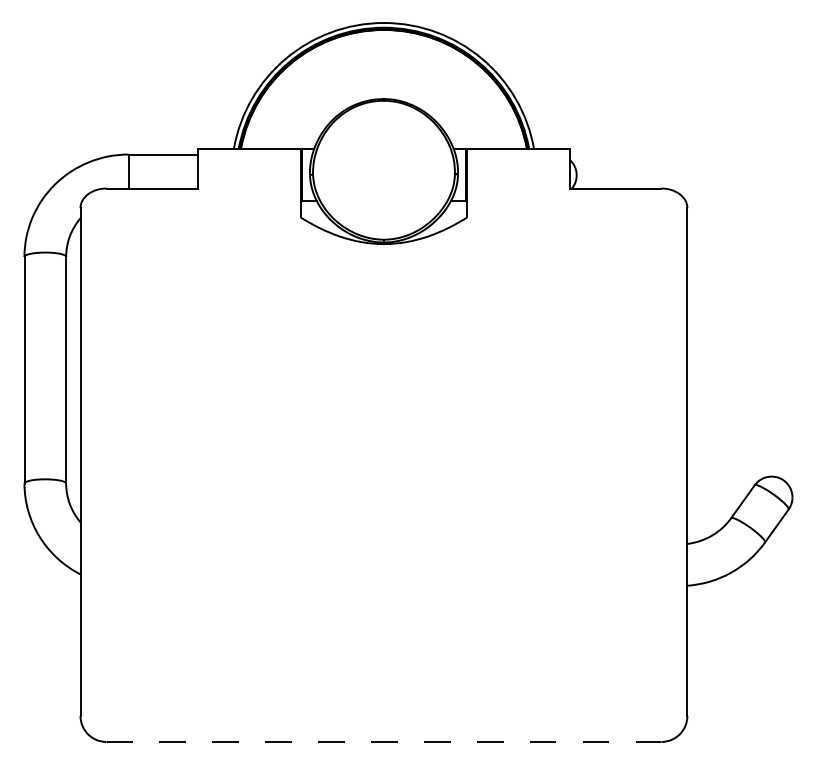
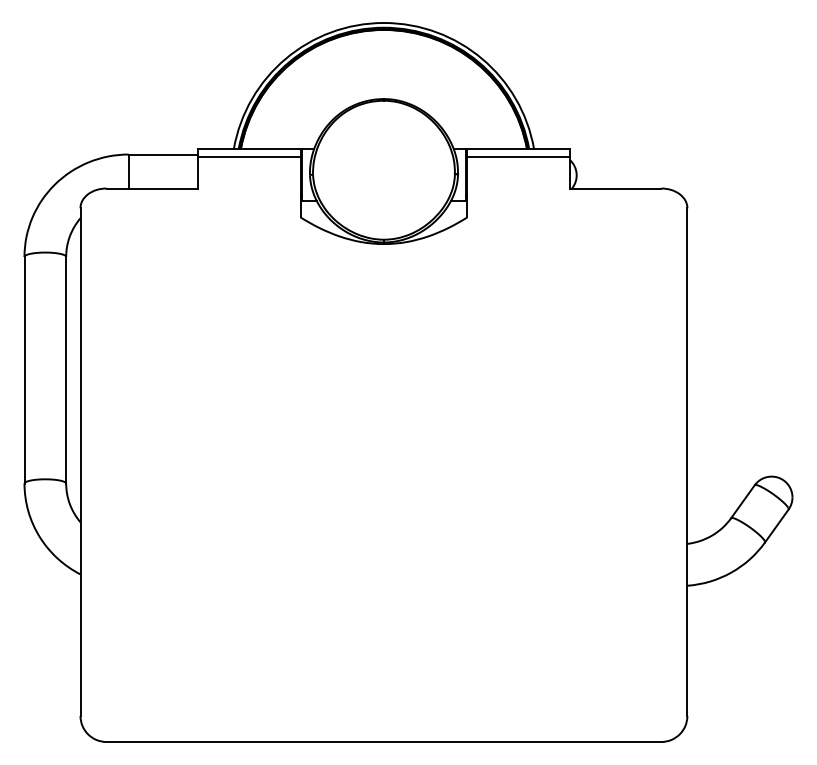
line: none -> present (248, 157)
line: none -> present (518, 157)
line: dashed -> solid (384, 741)
